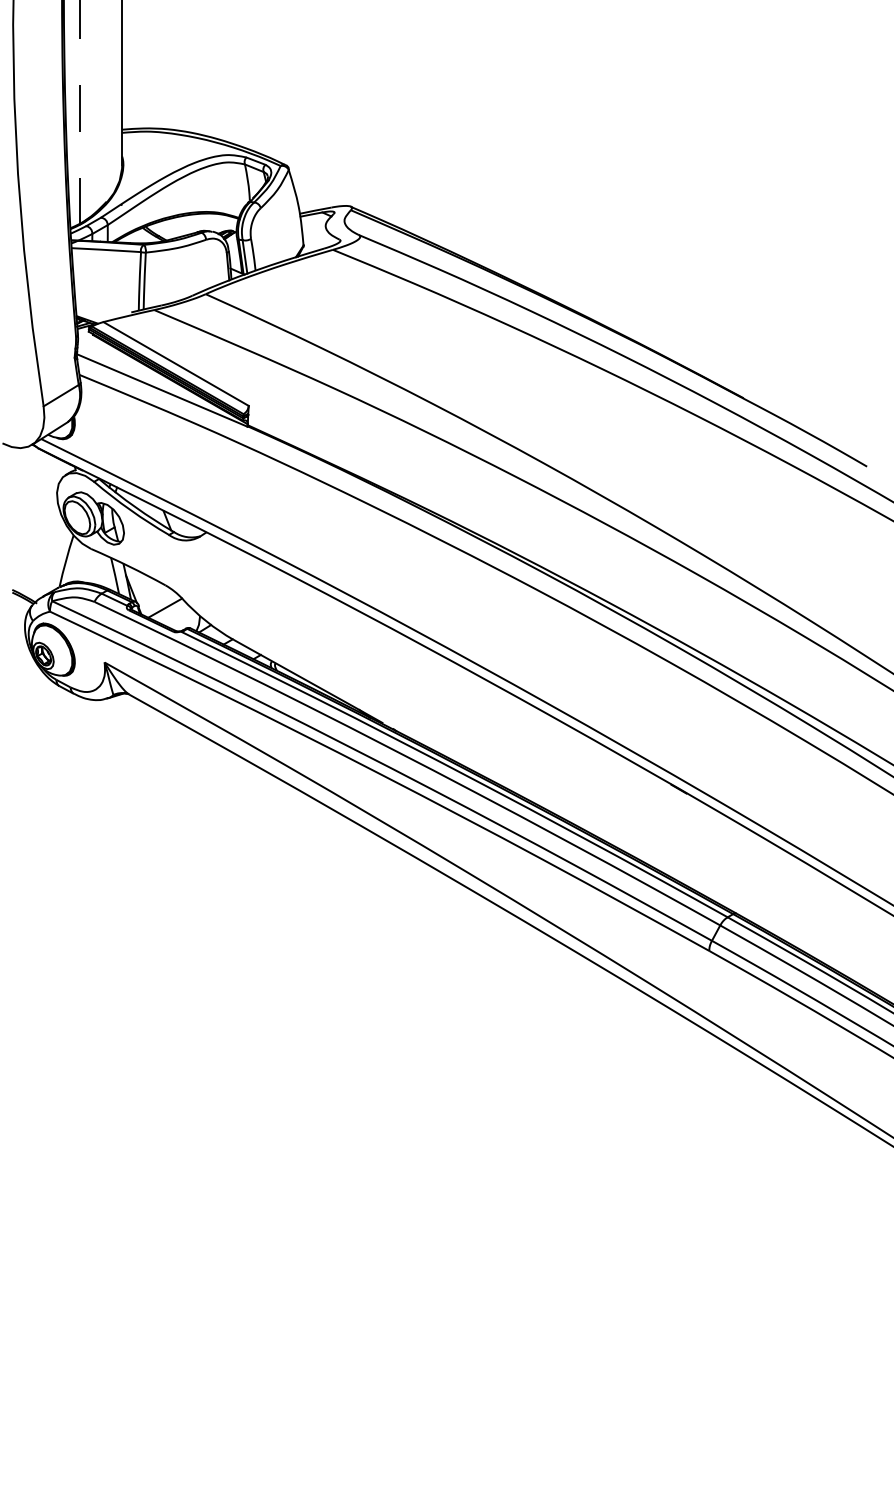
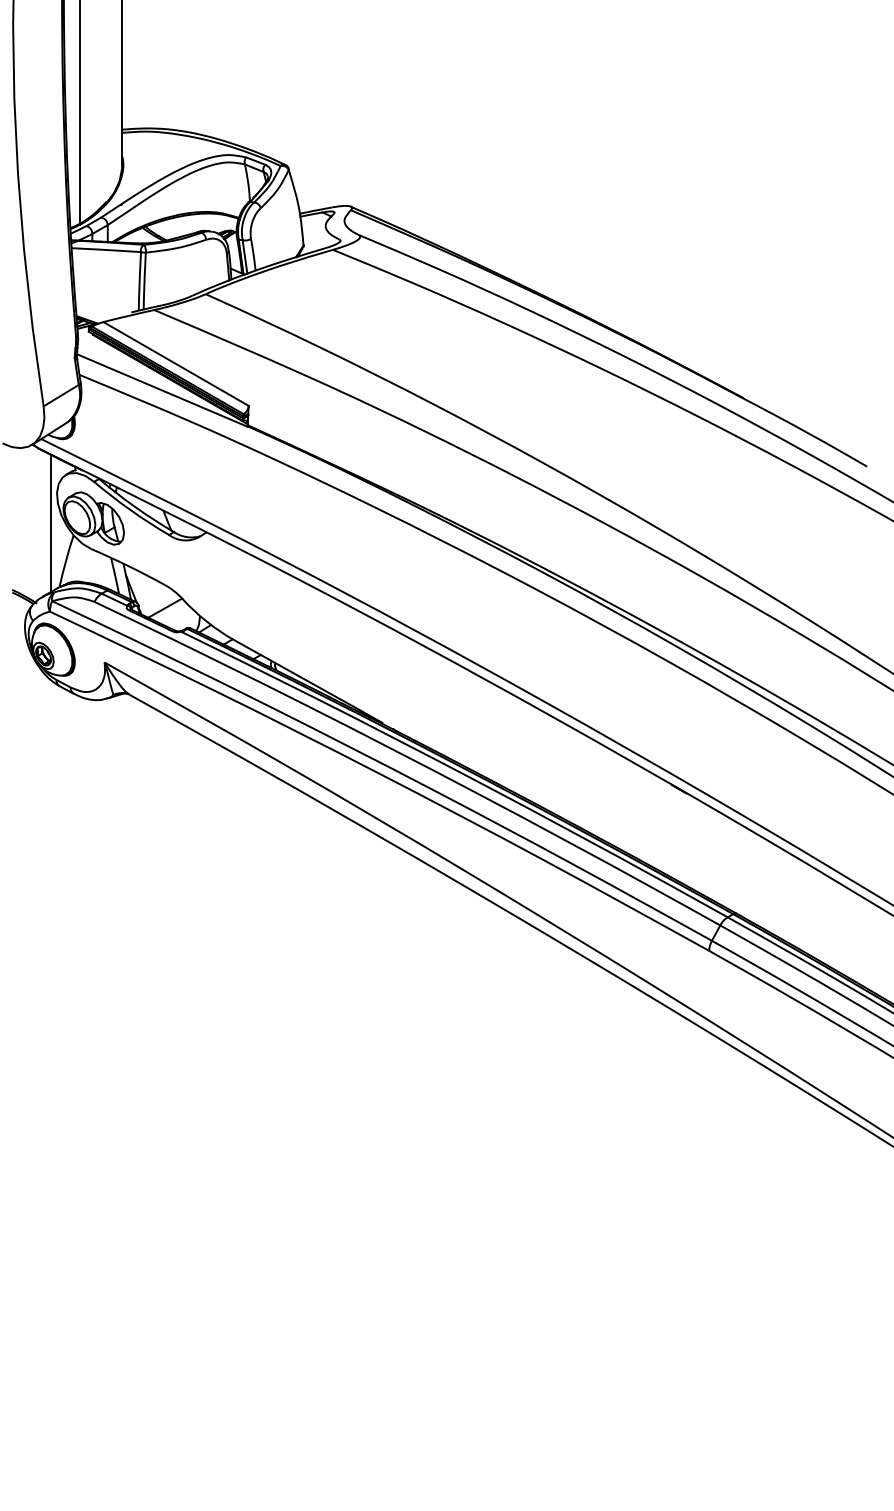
line: dashed -> solid (79, 111)
line: none -> present (50, 523)
